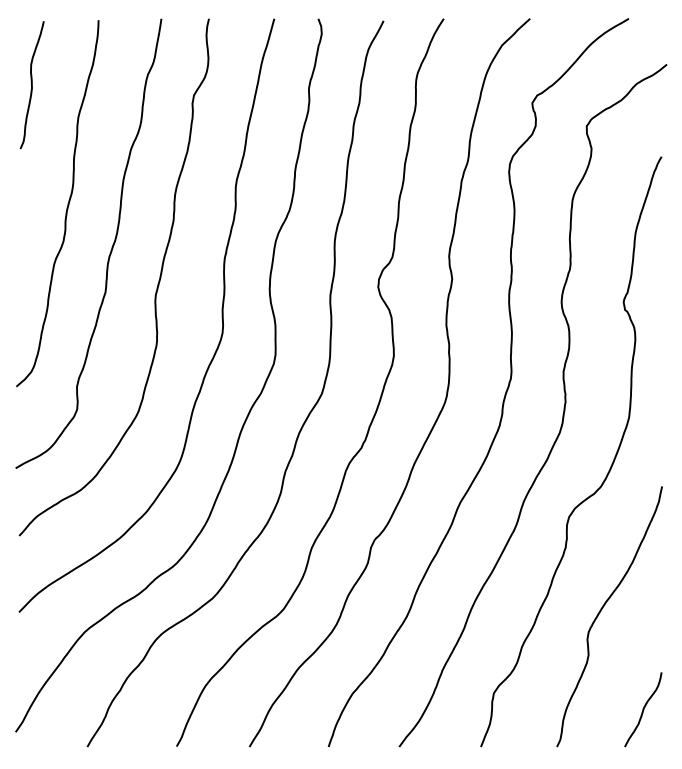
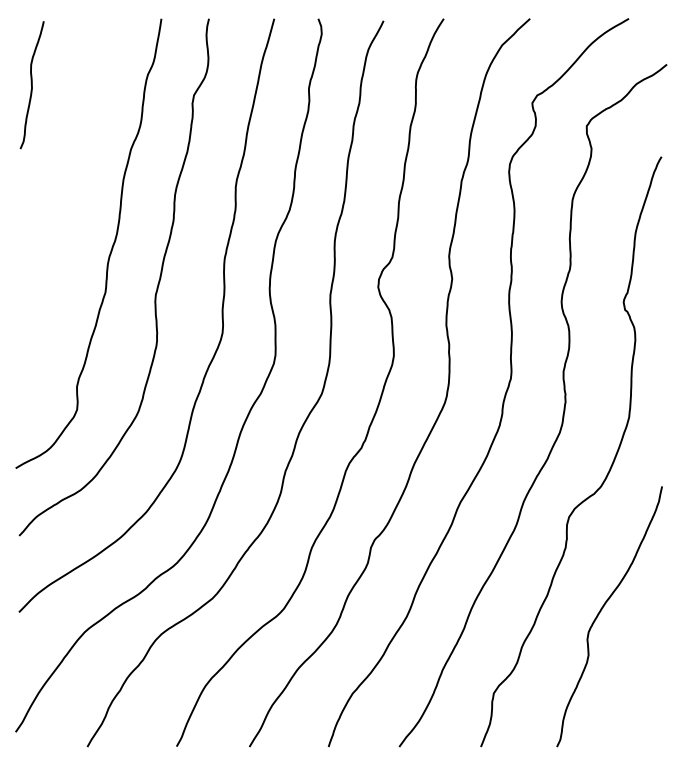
curve: present -> none (66, 207)
curve: present -> none (643, 709)
